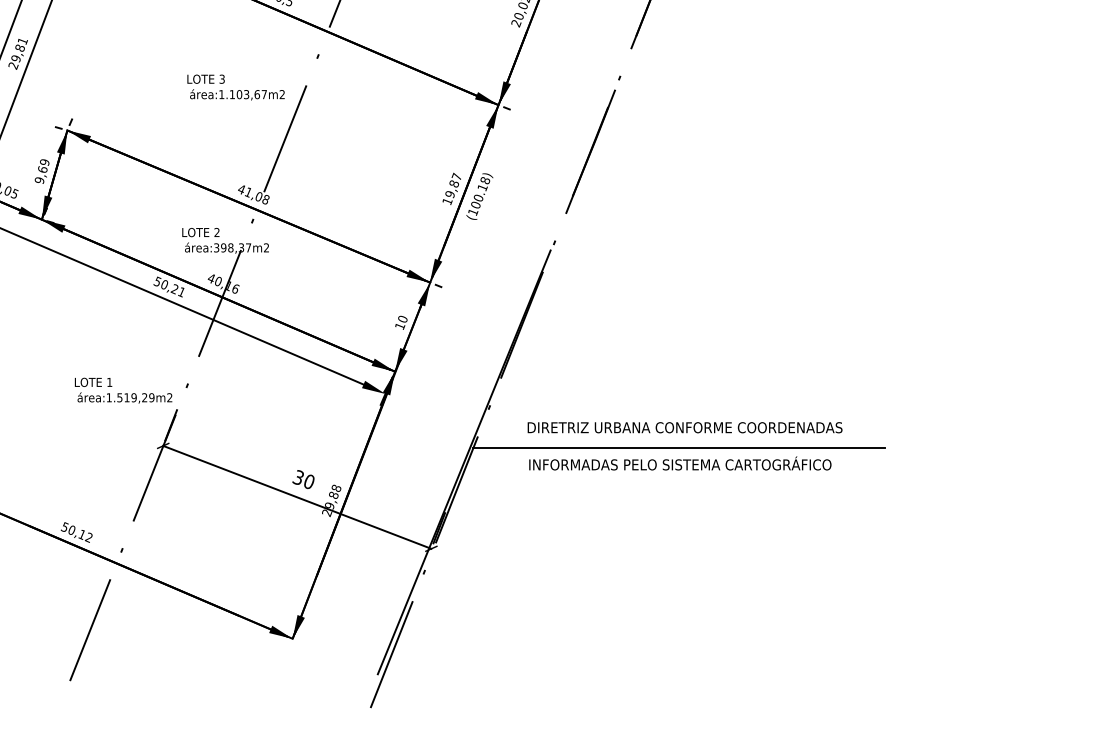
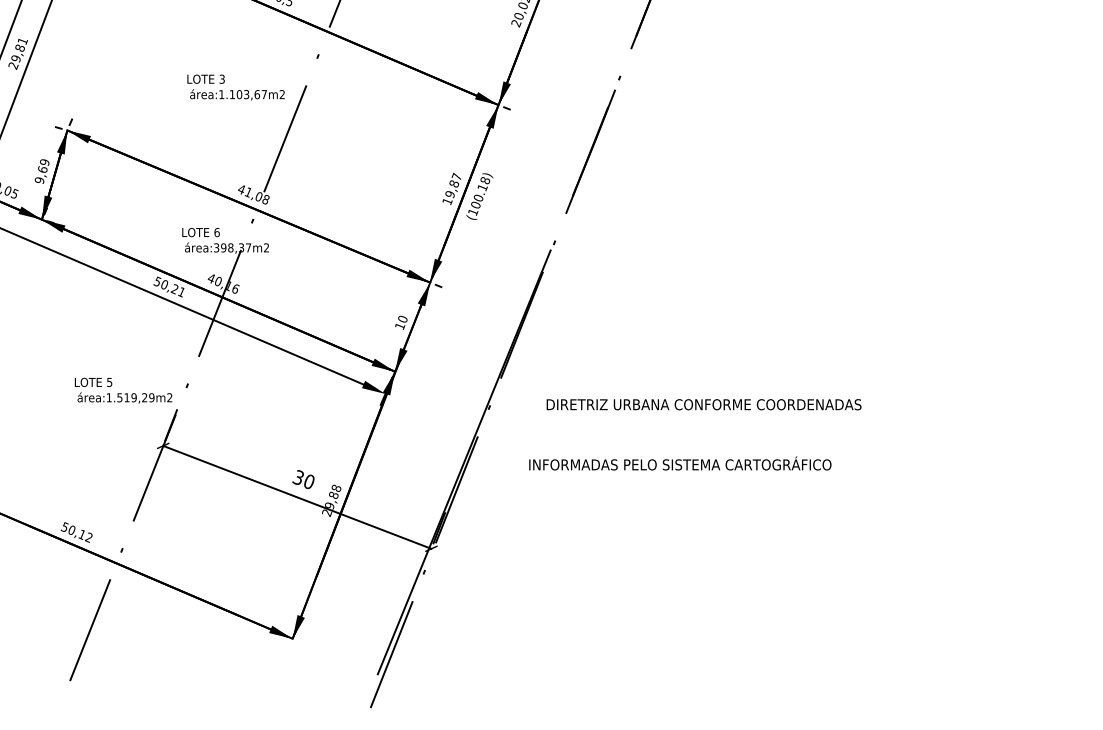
text: 2 -> 6 (216, 232)
text: 1 -> 5 (109, 381)
text position: (684, 427) -> (703, 404) (703, 404)
line: present -> none (679, 447)
